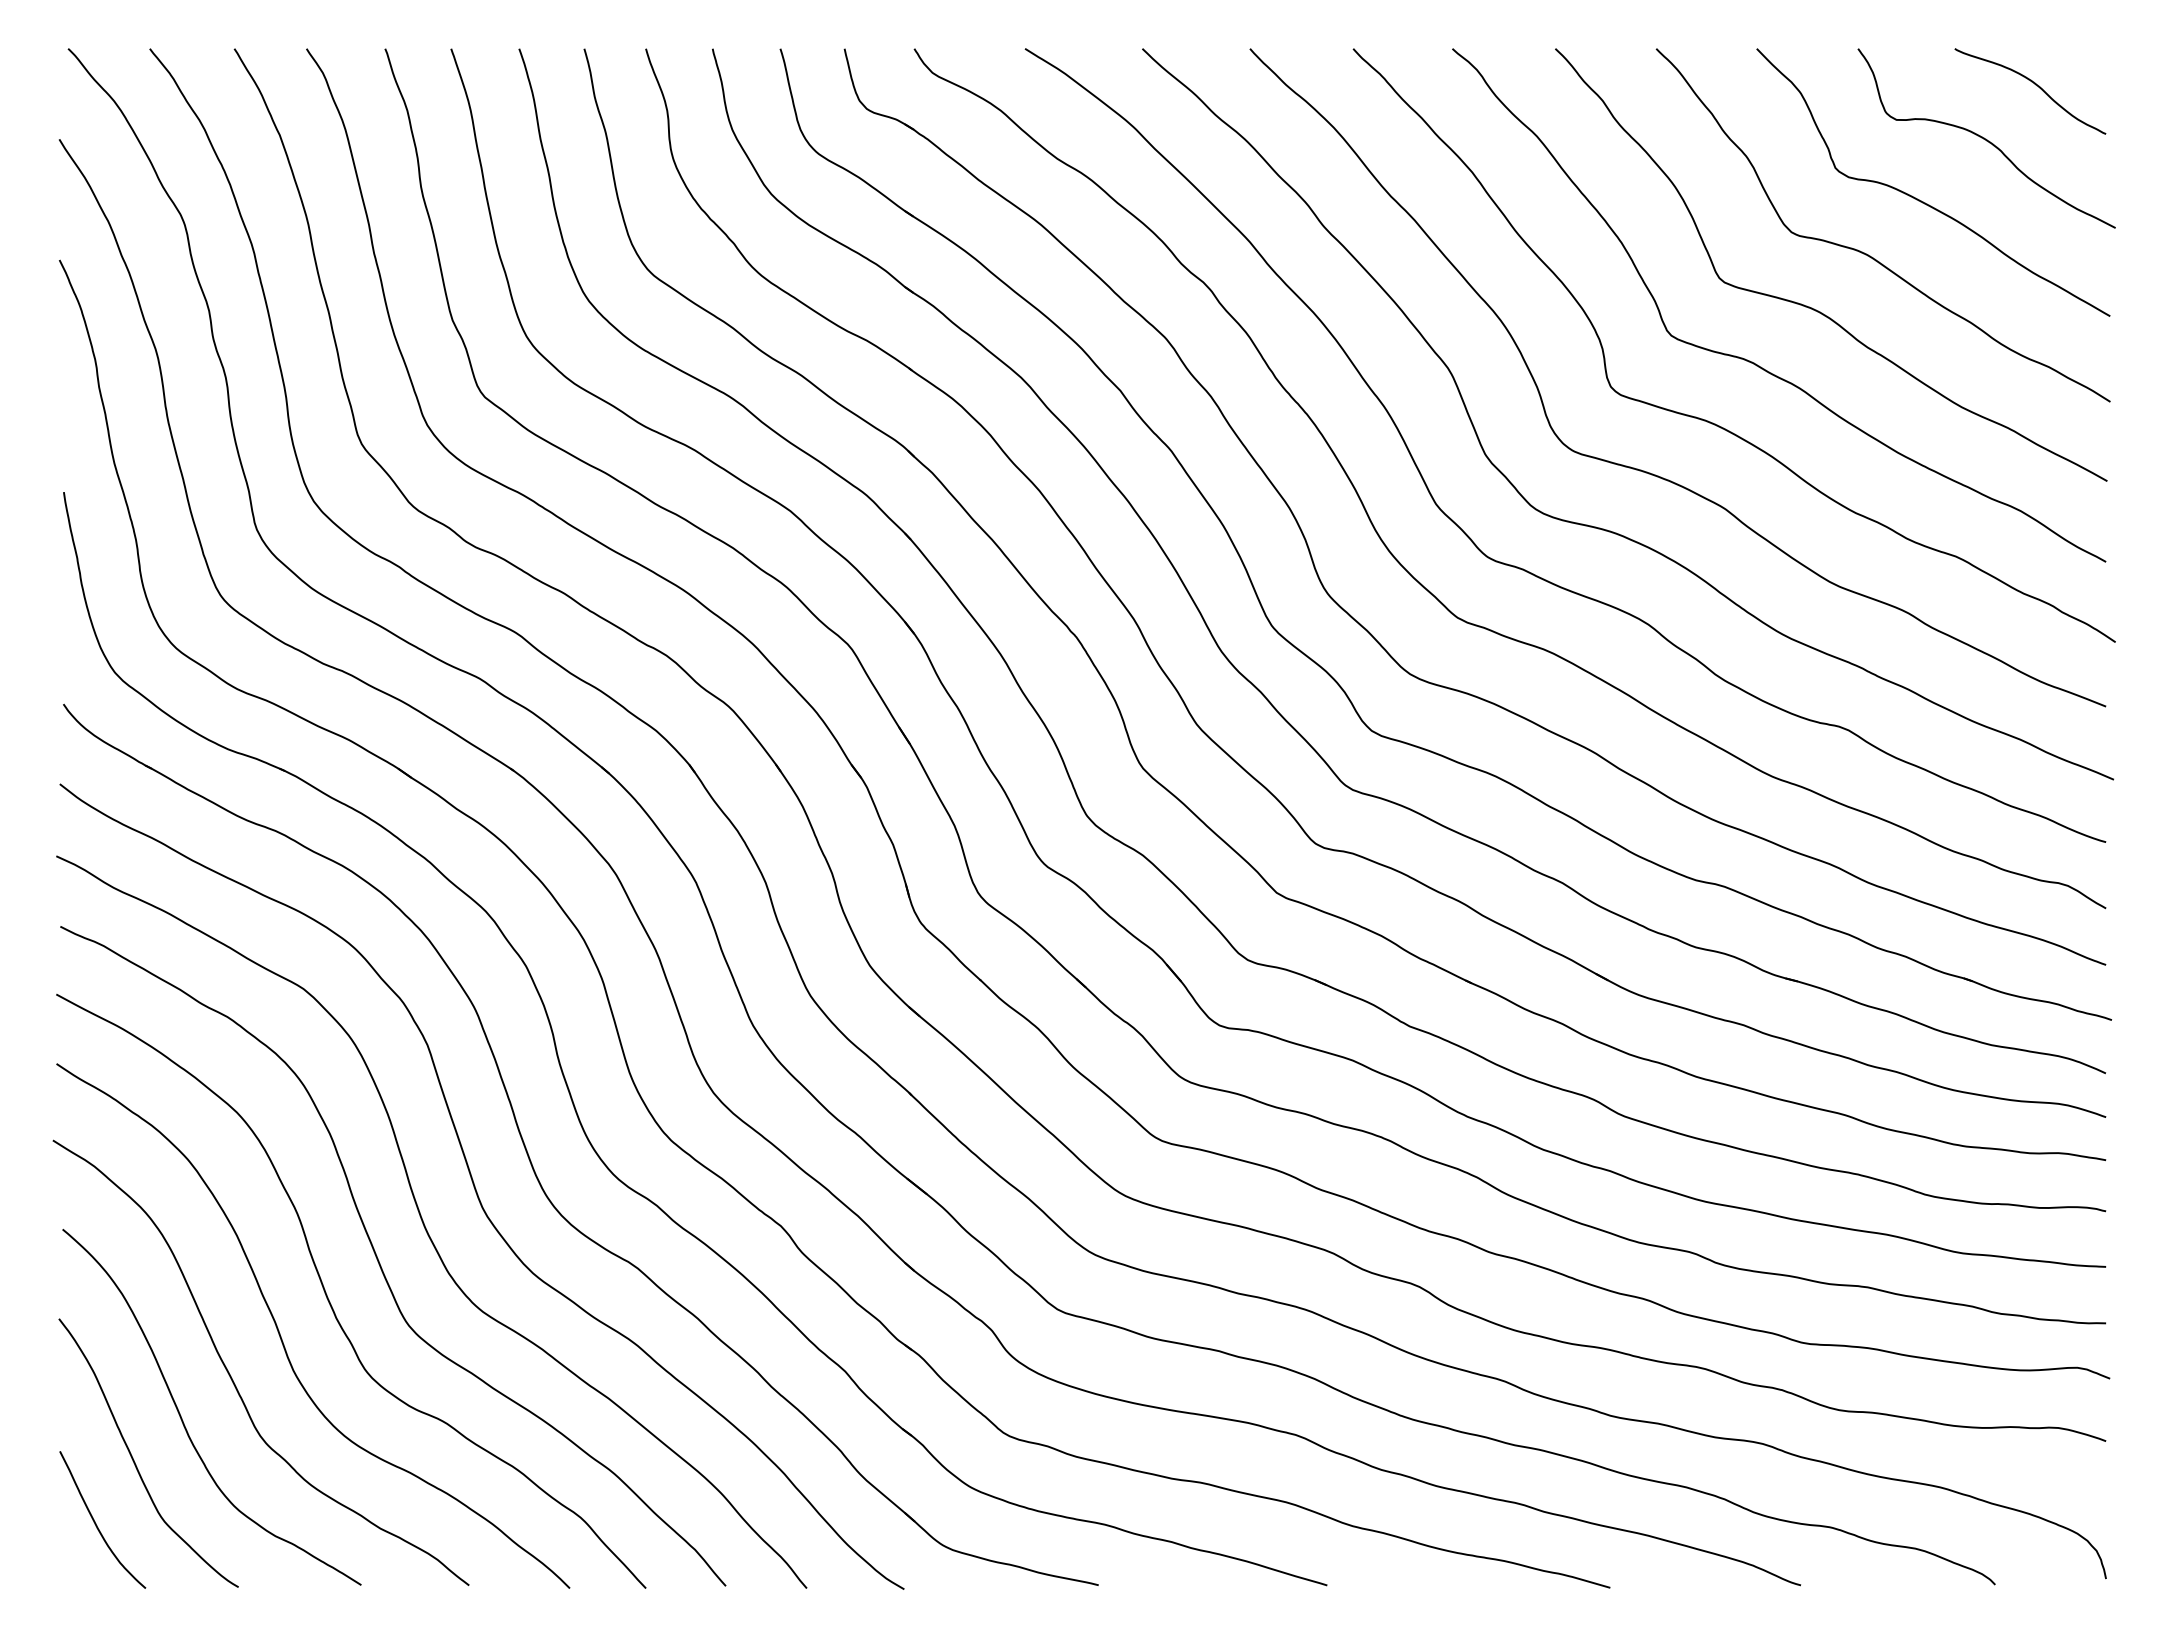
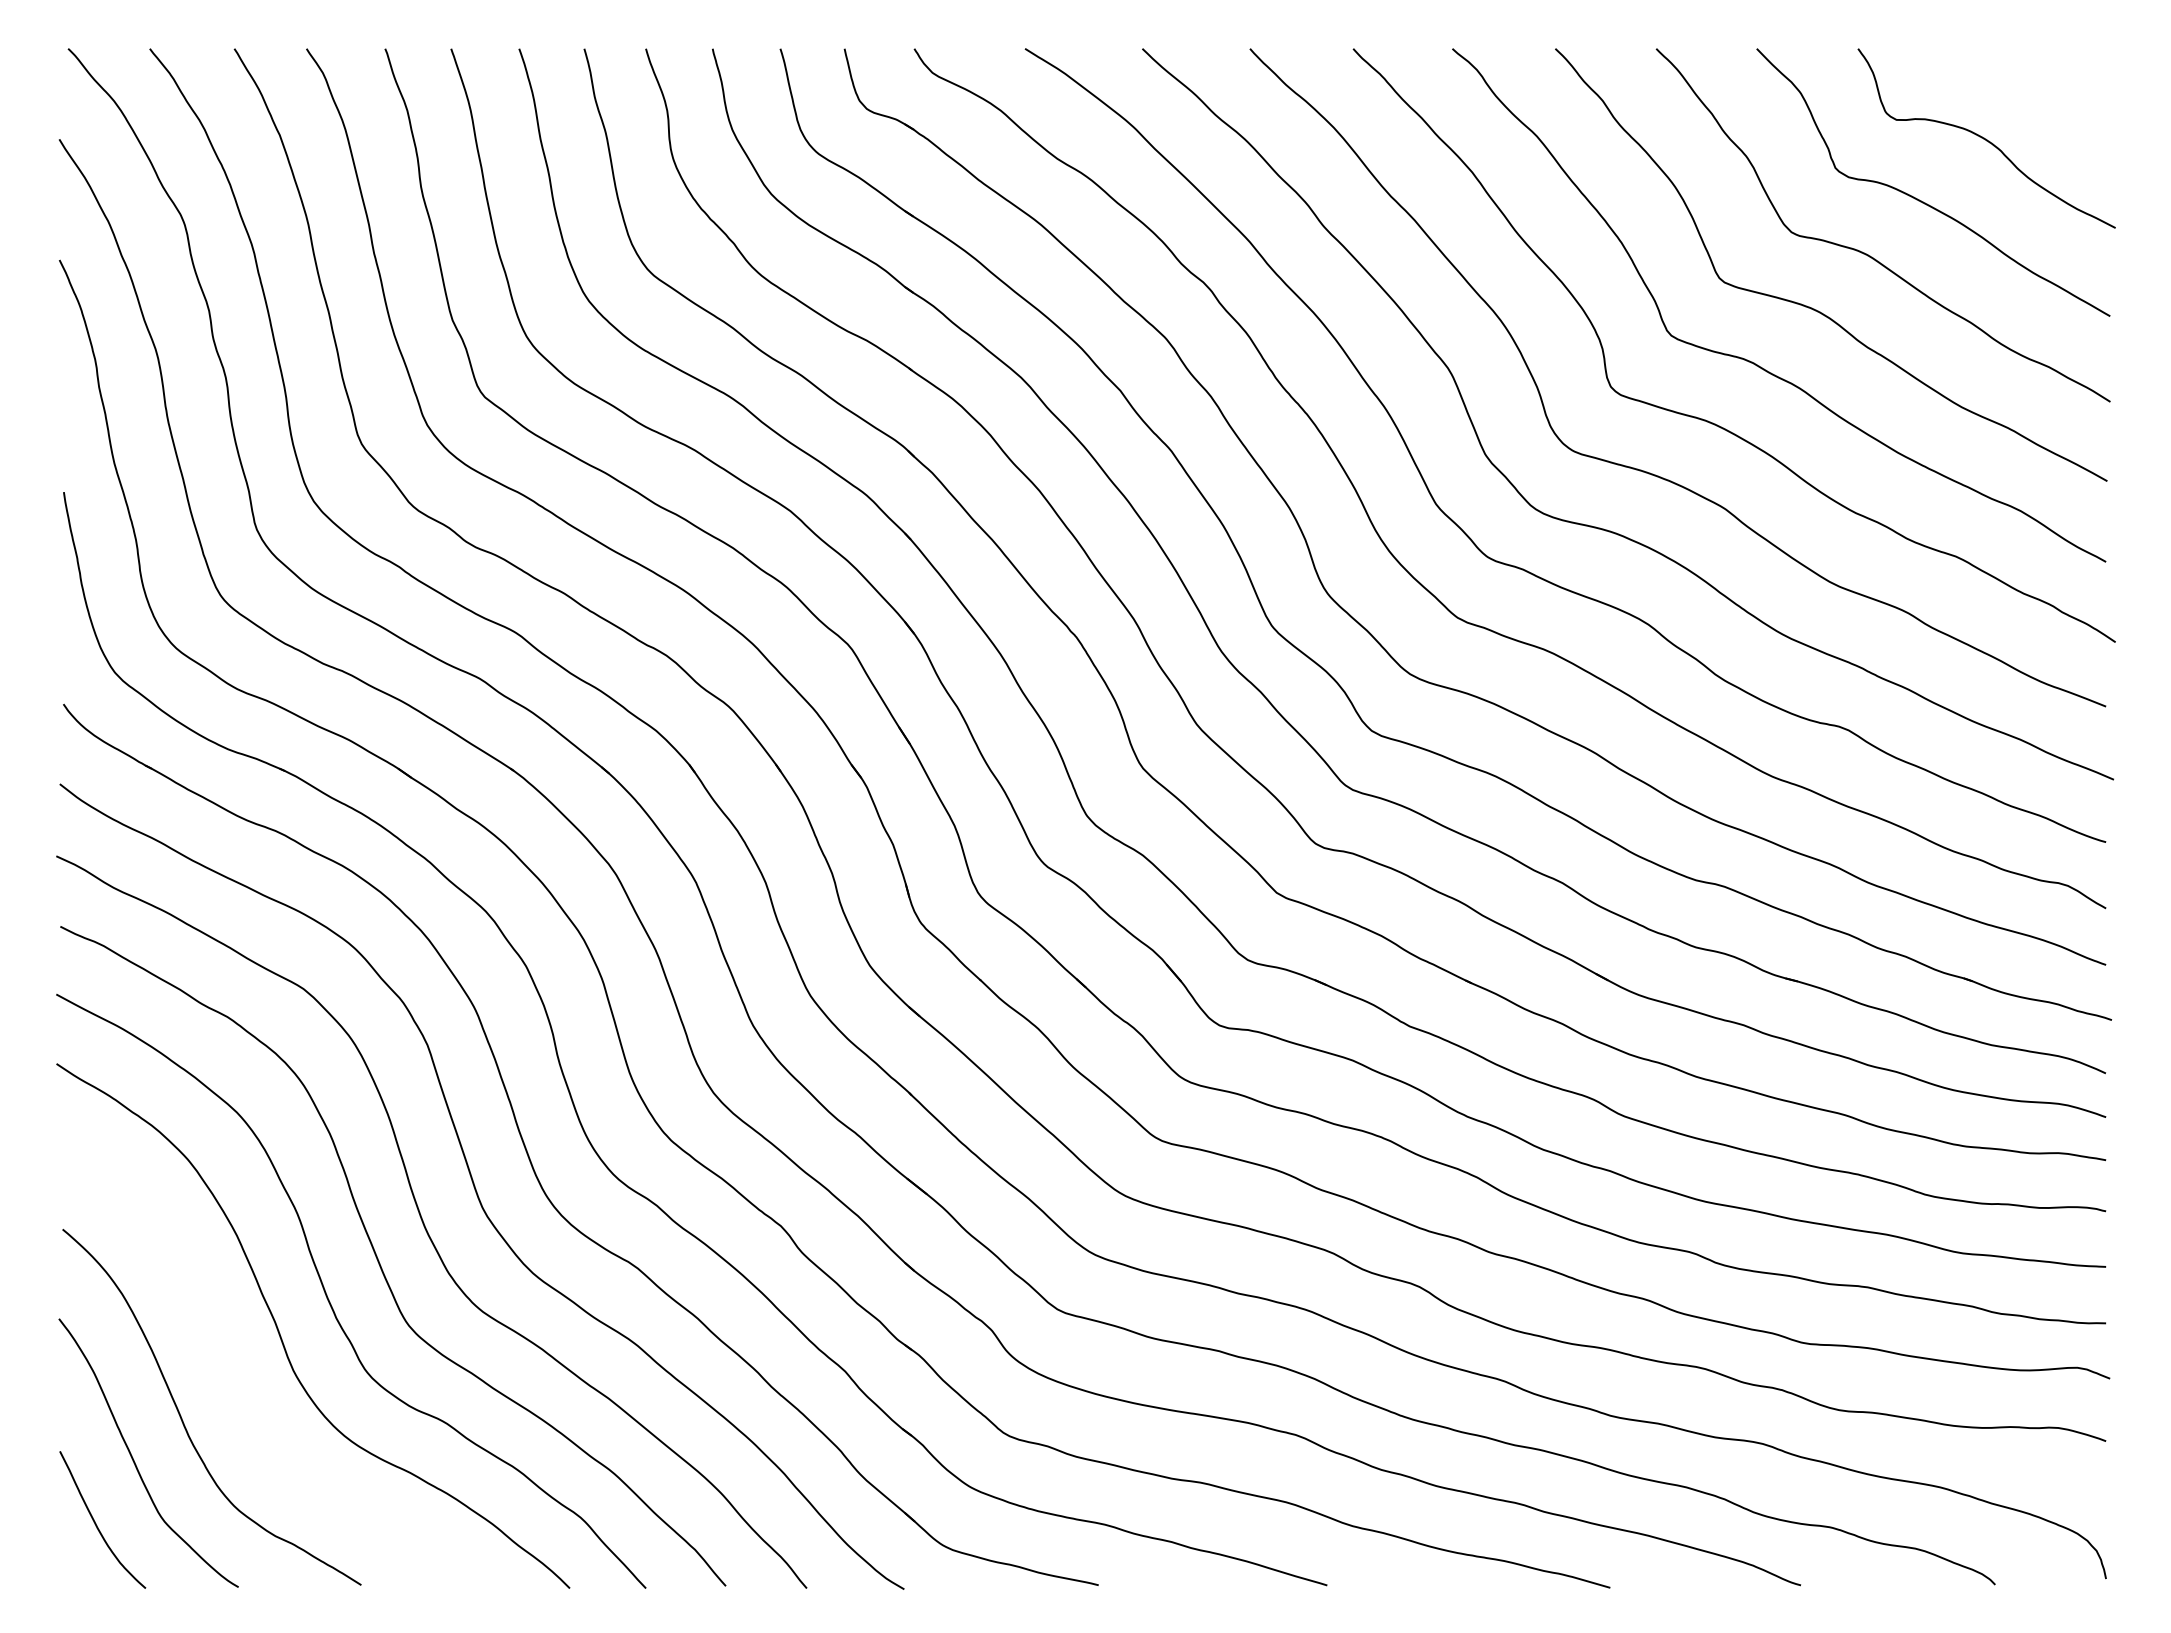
curve: present -> none (2035, 85)
curve: present -> none (231, 1376)
